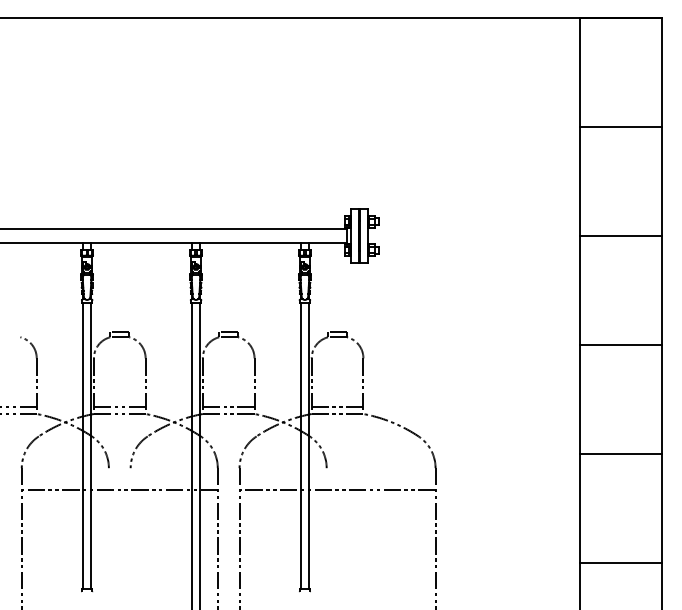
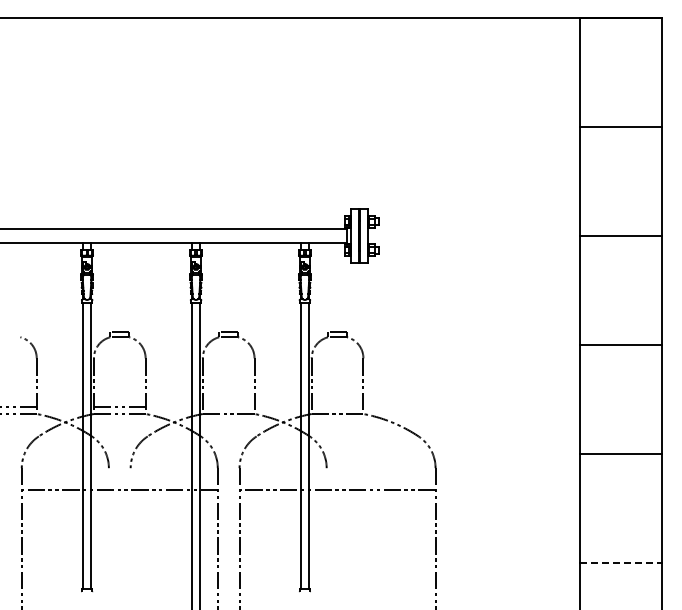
line: present -> none (228, 407)
line: present -> none (337, 407)
line: solid -> dashed (620, 562)
